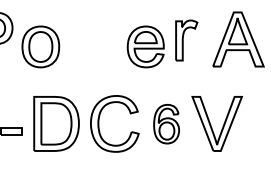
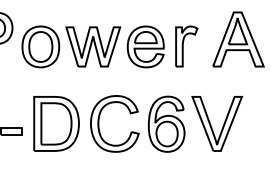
part position: (186, 40) -> (186, 46) (186, 46)
part: none -> present (93, 46)
part size: 27x41 px -> 39x58 px (166, 123)
